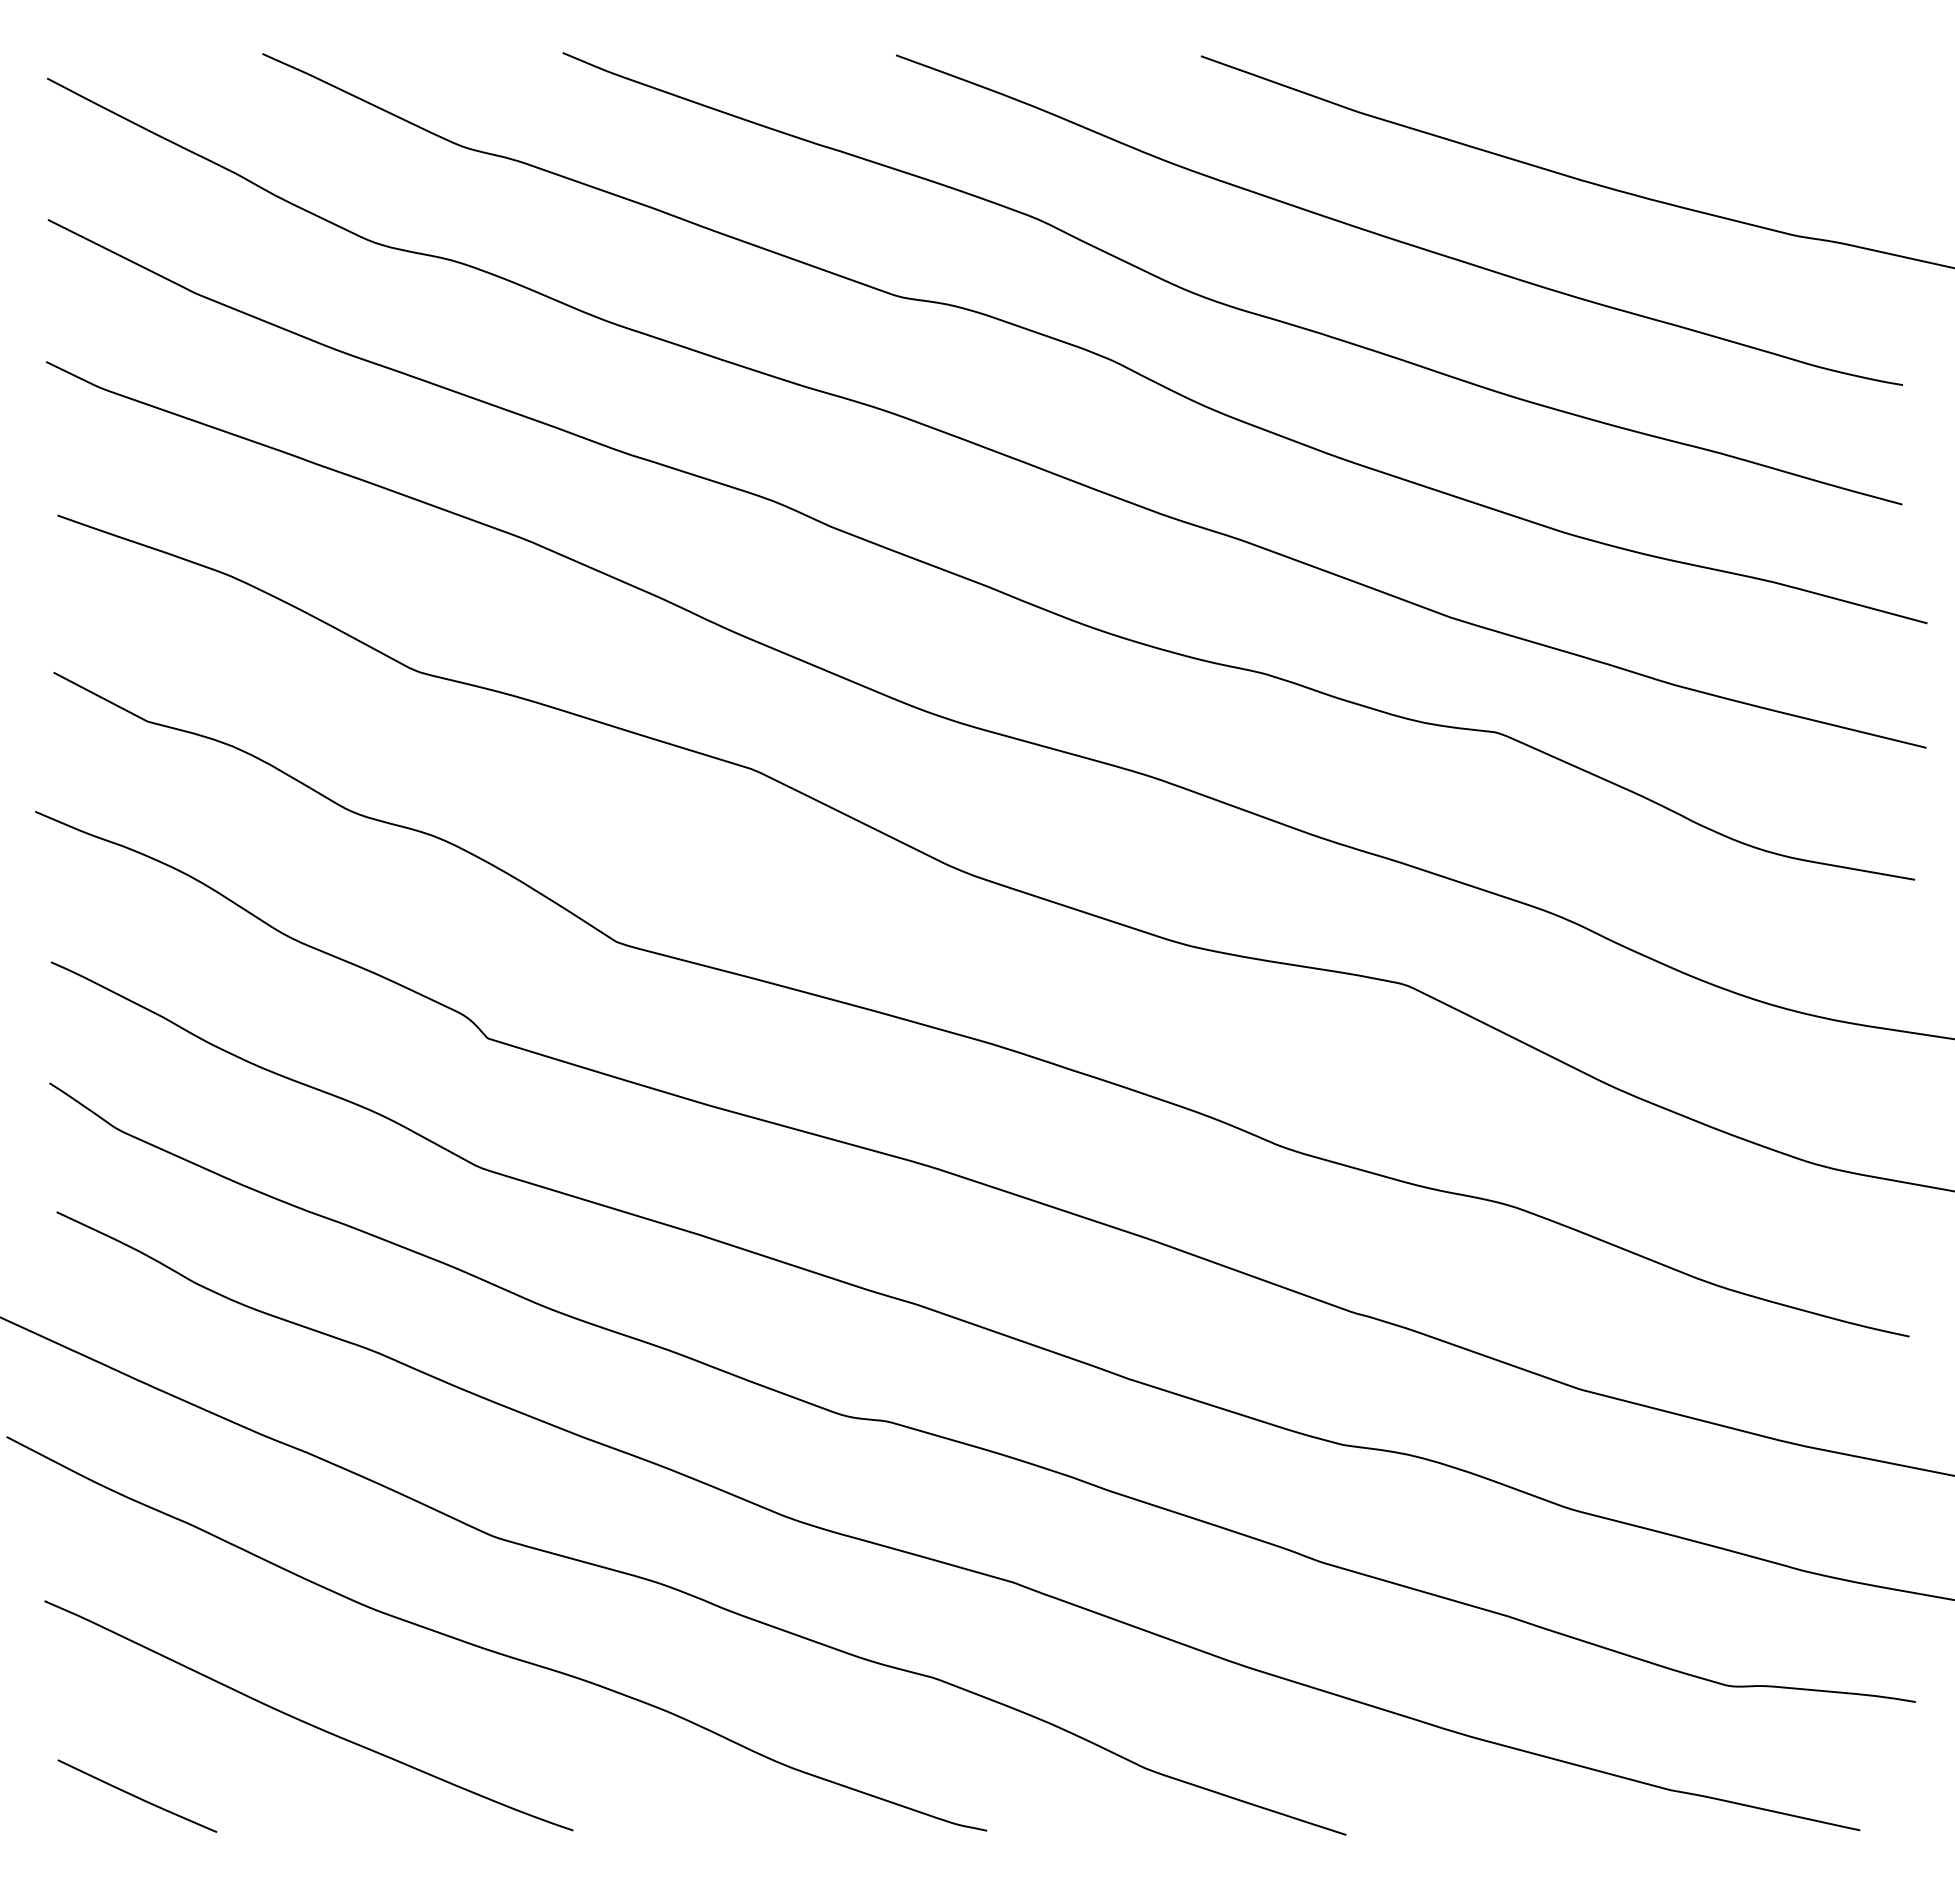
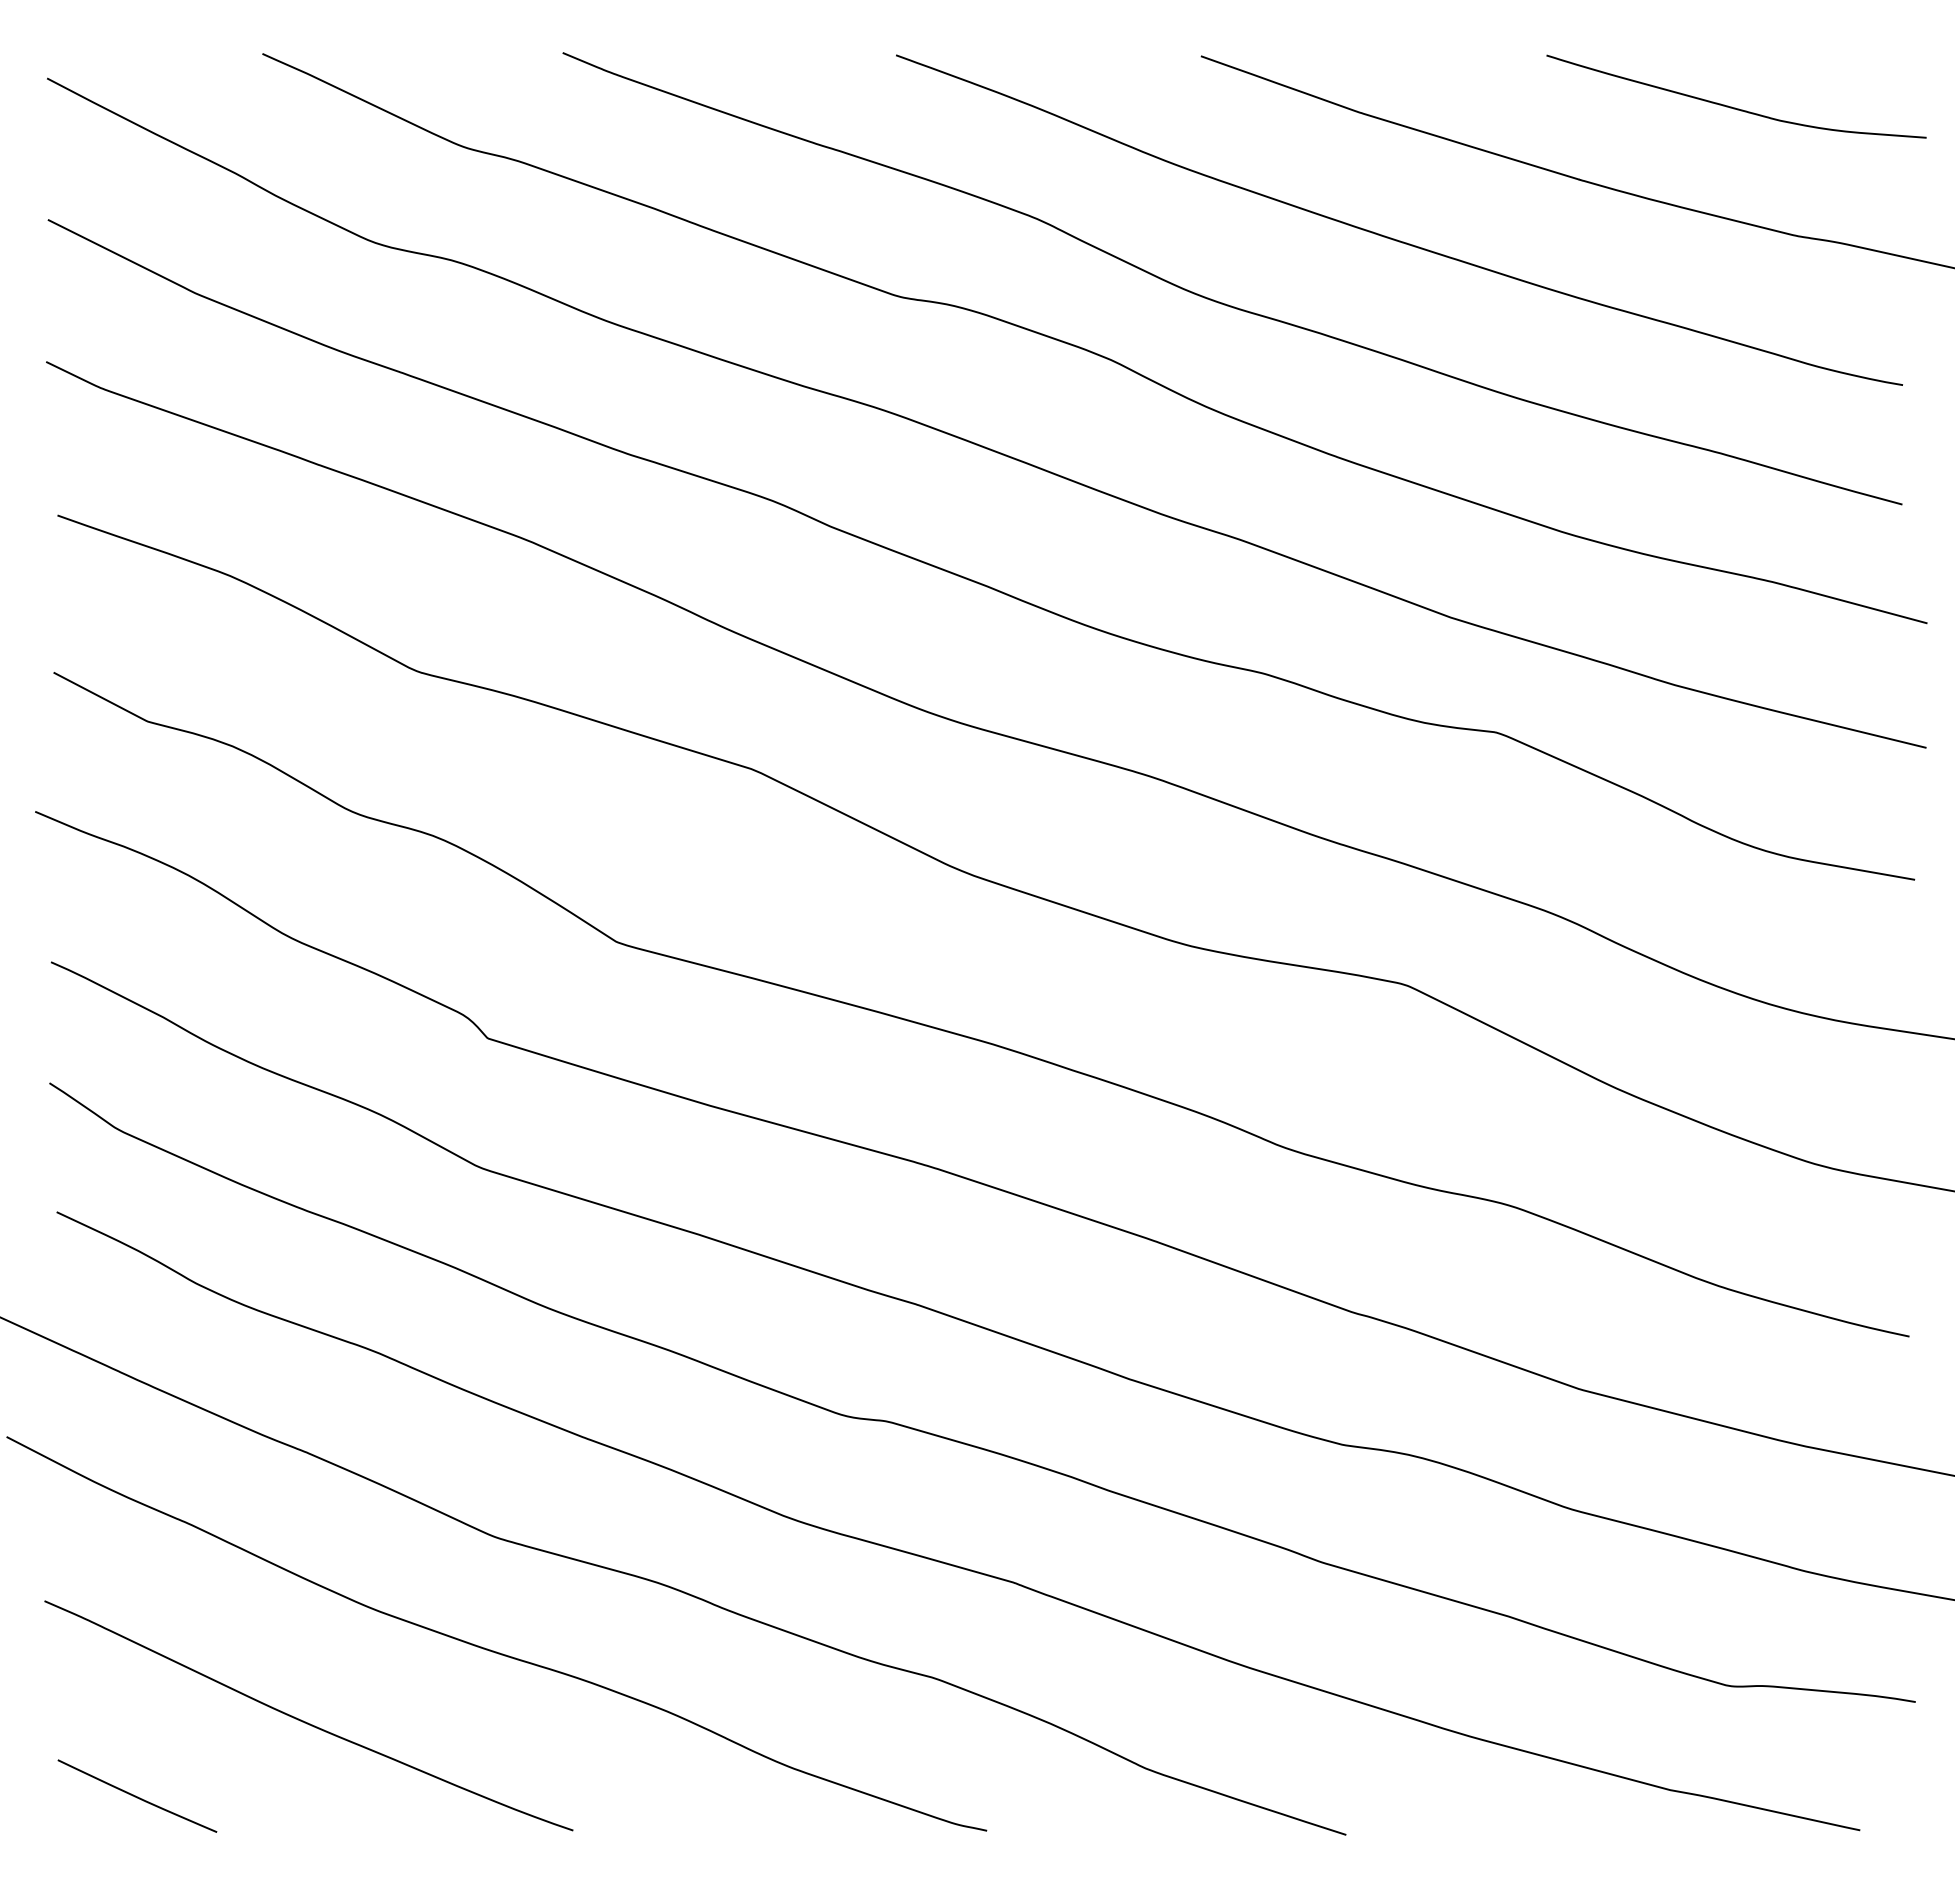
curve: none -> present (1735, 107)
